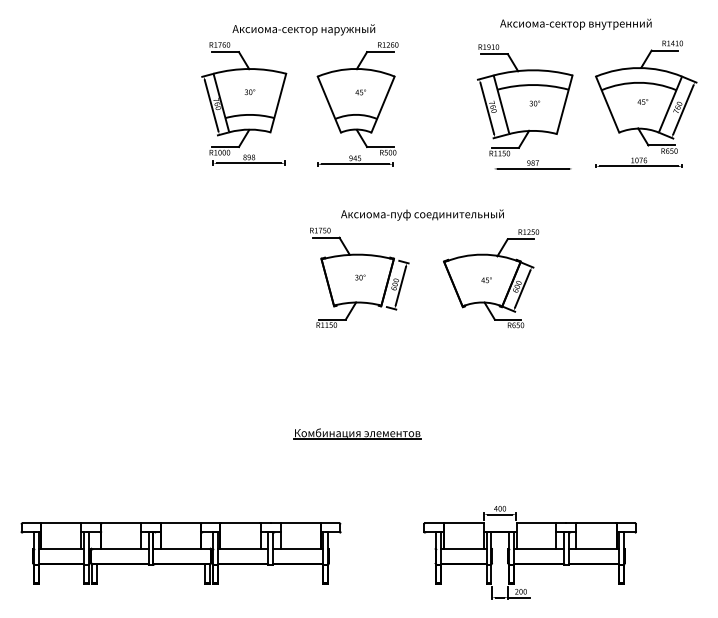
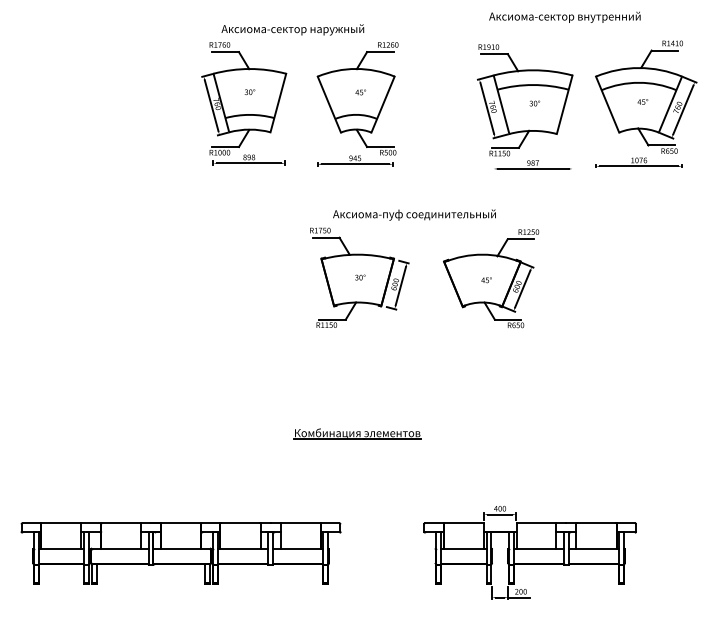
text position: (575, 23) -> (564, 16) (564, 16)
text position: (303, 29) -> (292, 29) (292, 29)
text position: (422, 214) -> (414, 214) (414, 214)
